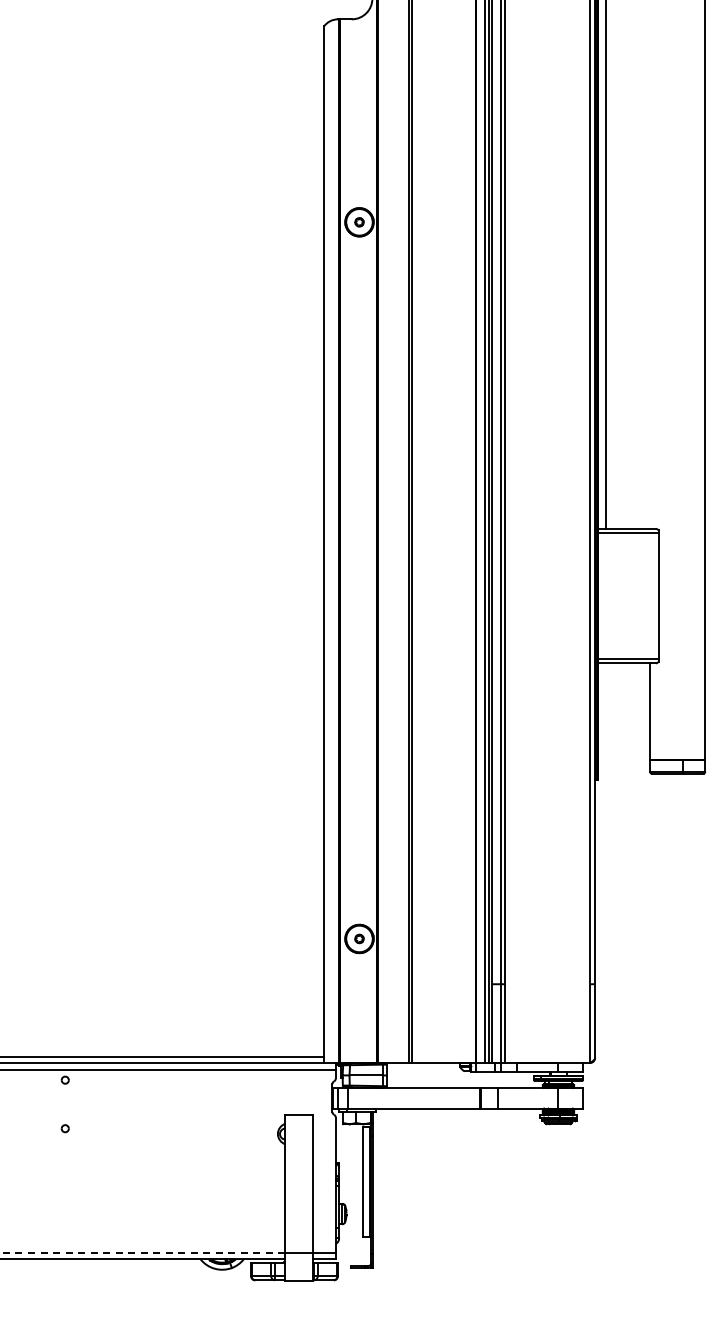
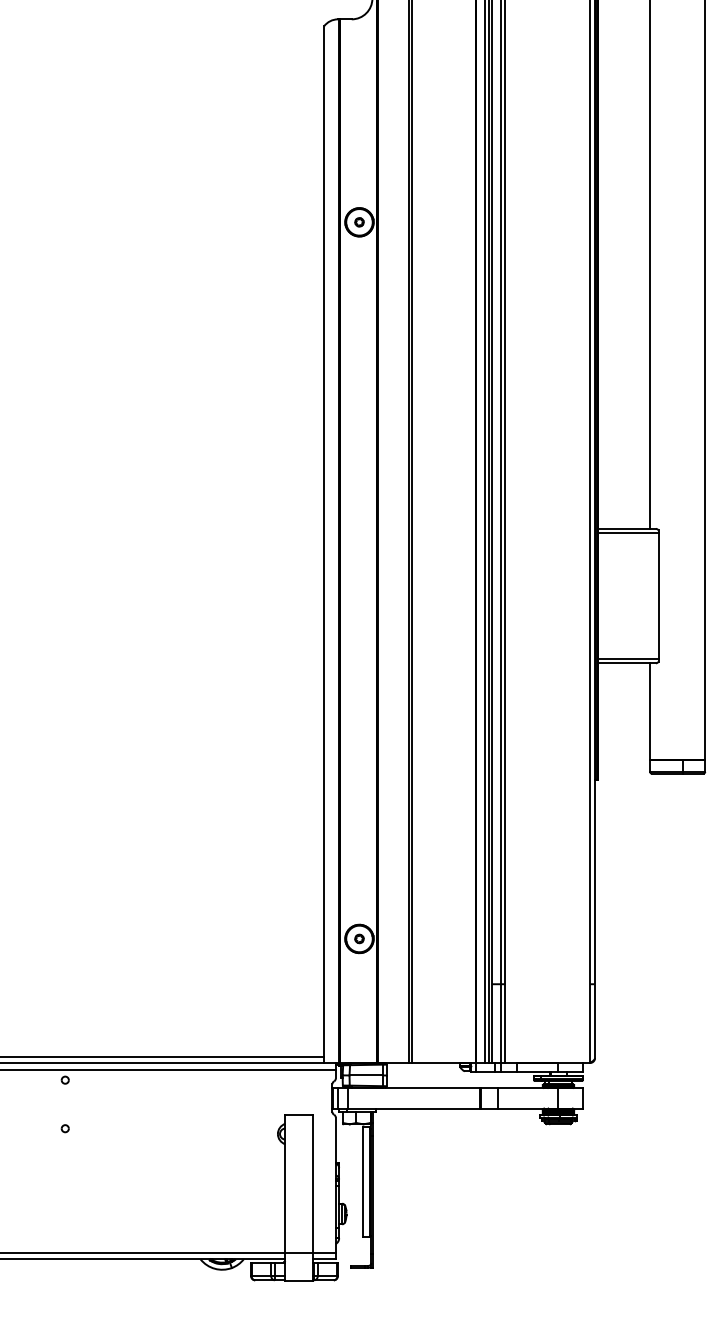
line position: (606, 265) -> (650, 265) (650, 265)
line: dashed -> solid (142, 1252)
